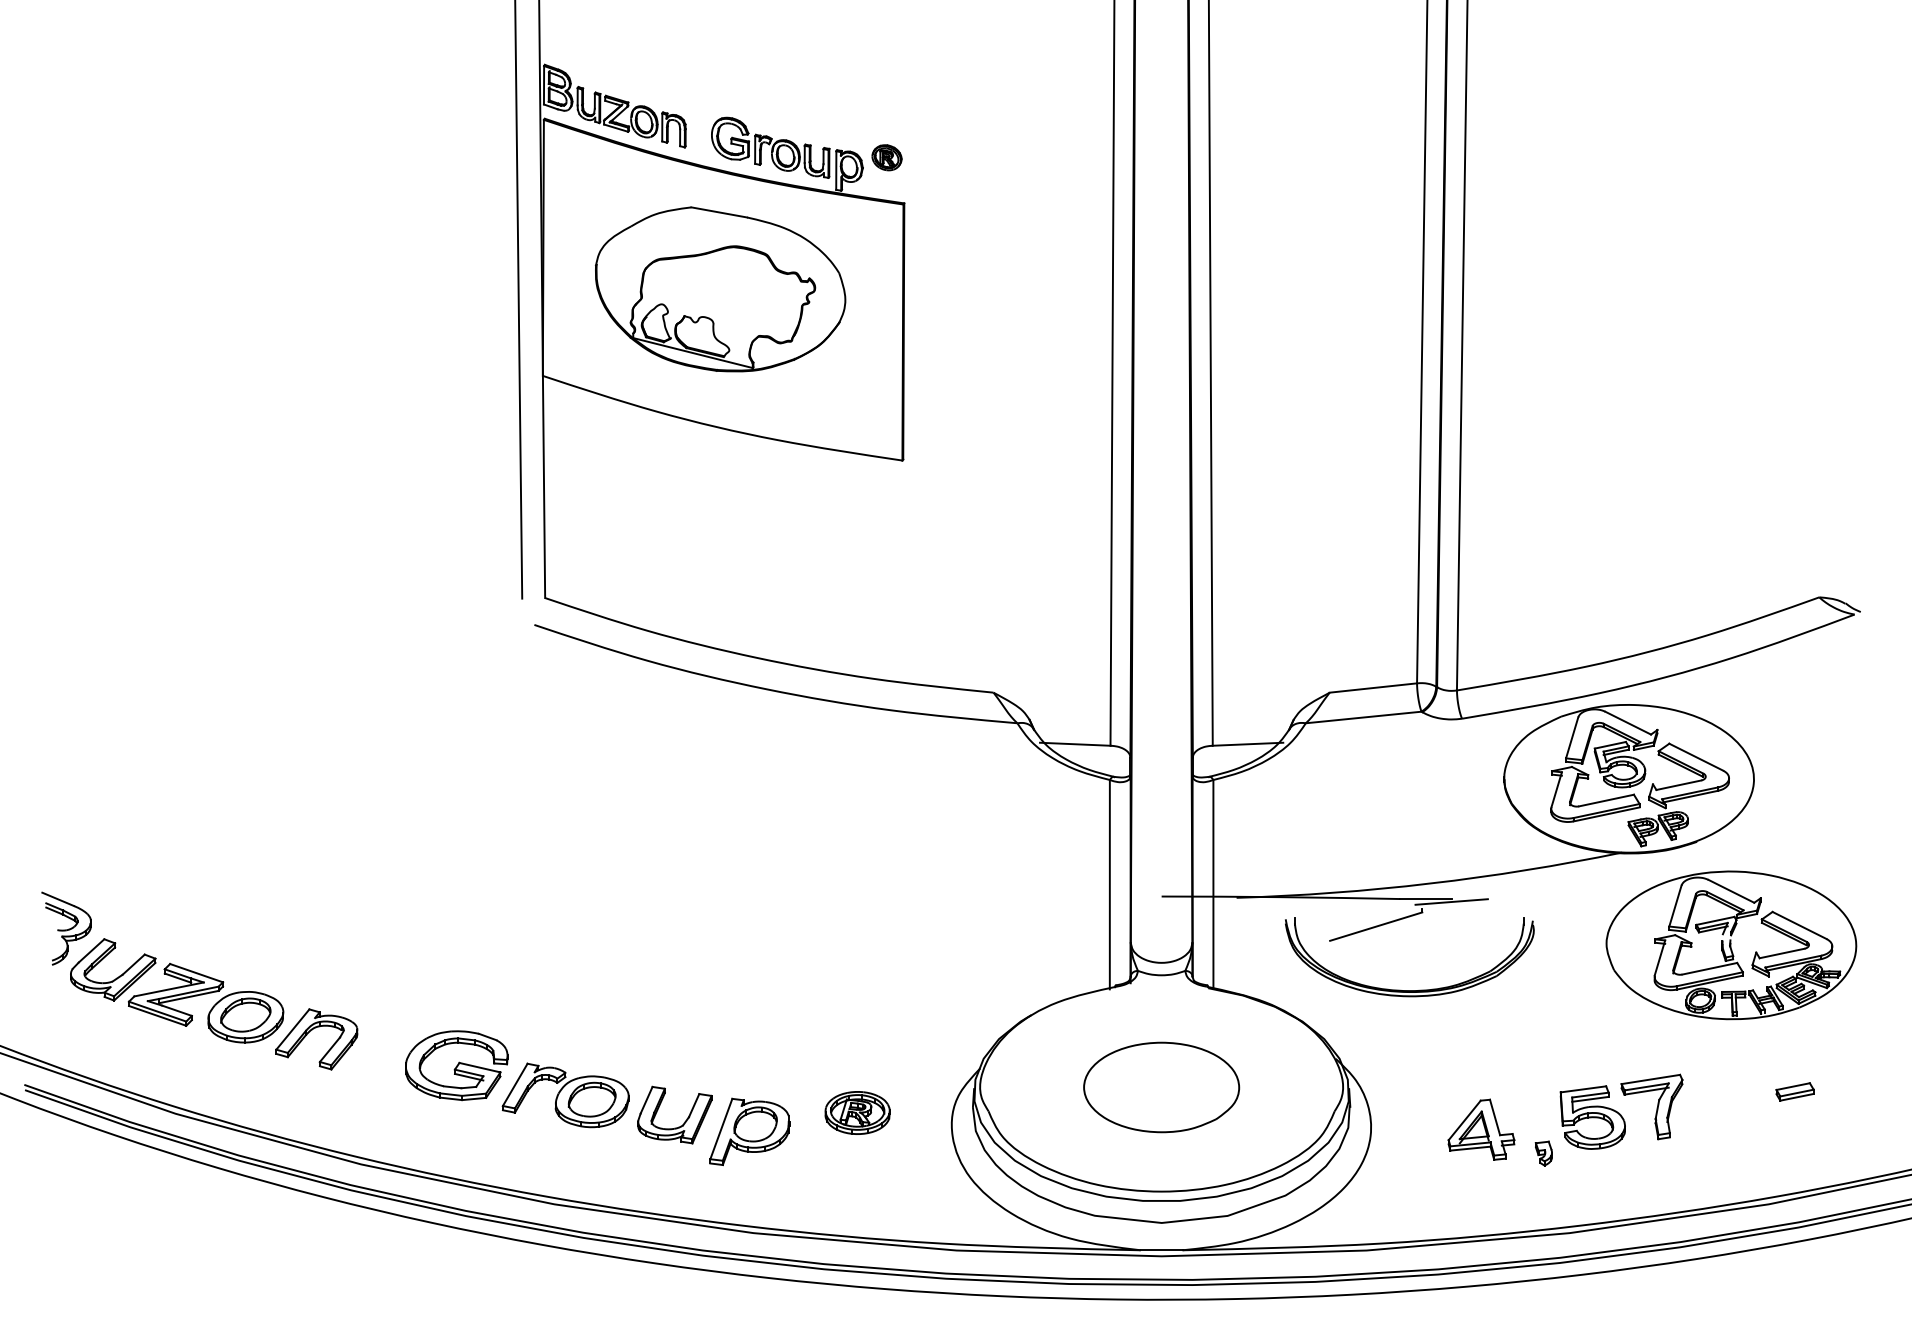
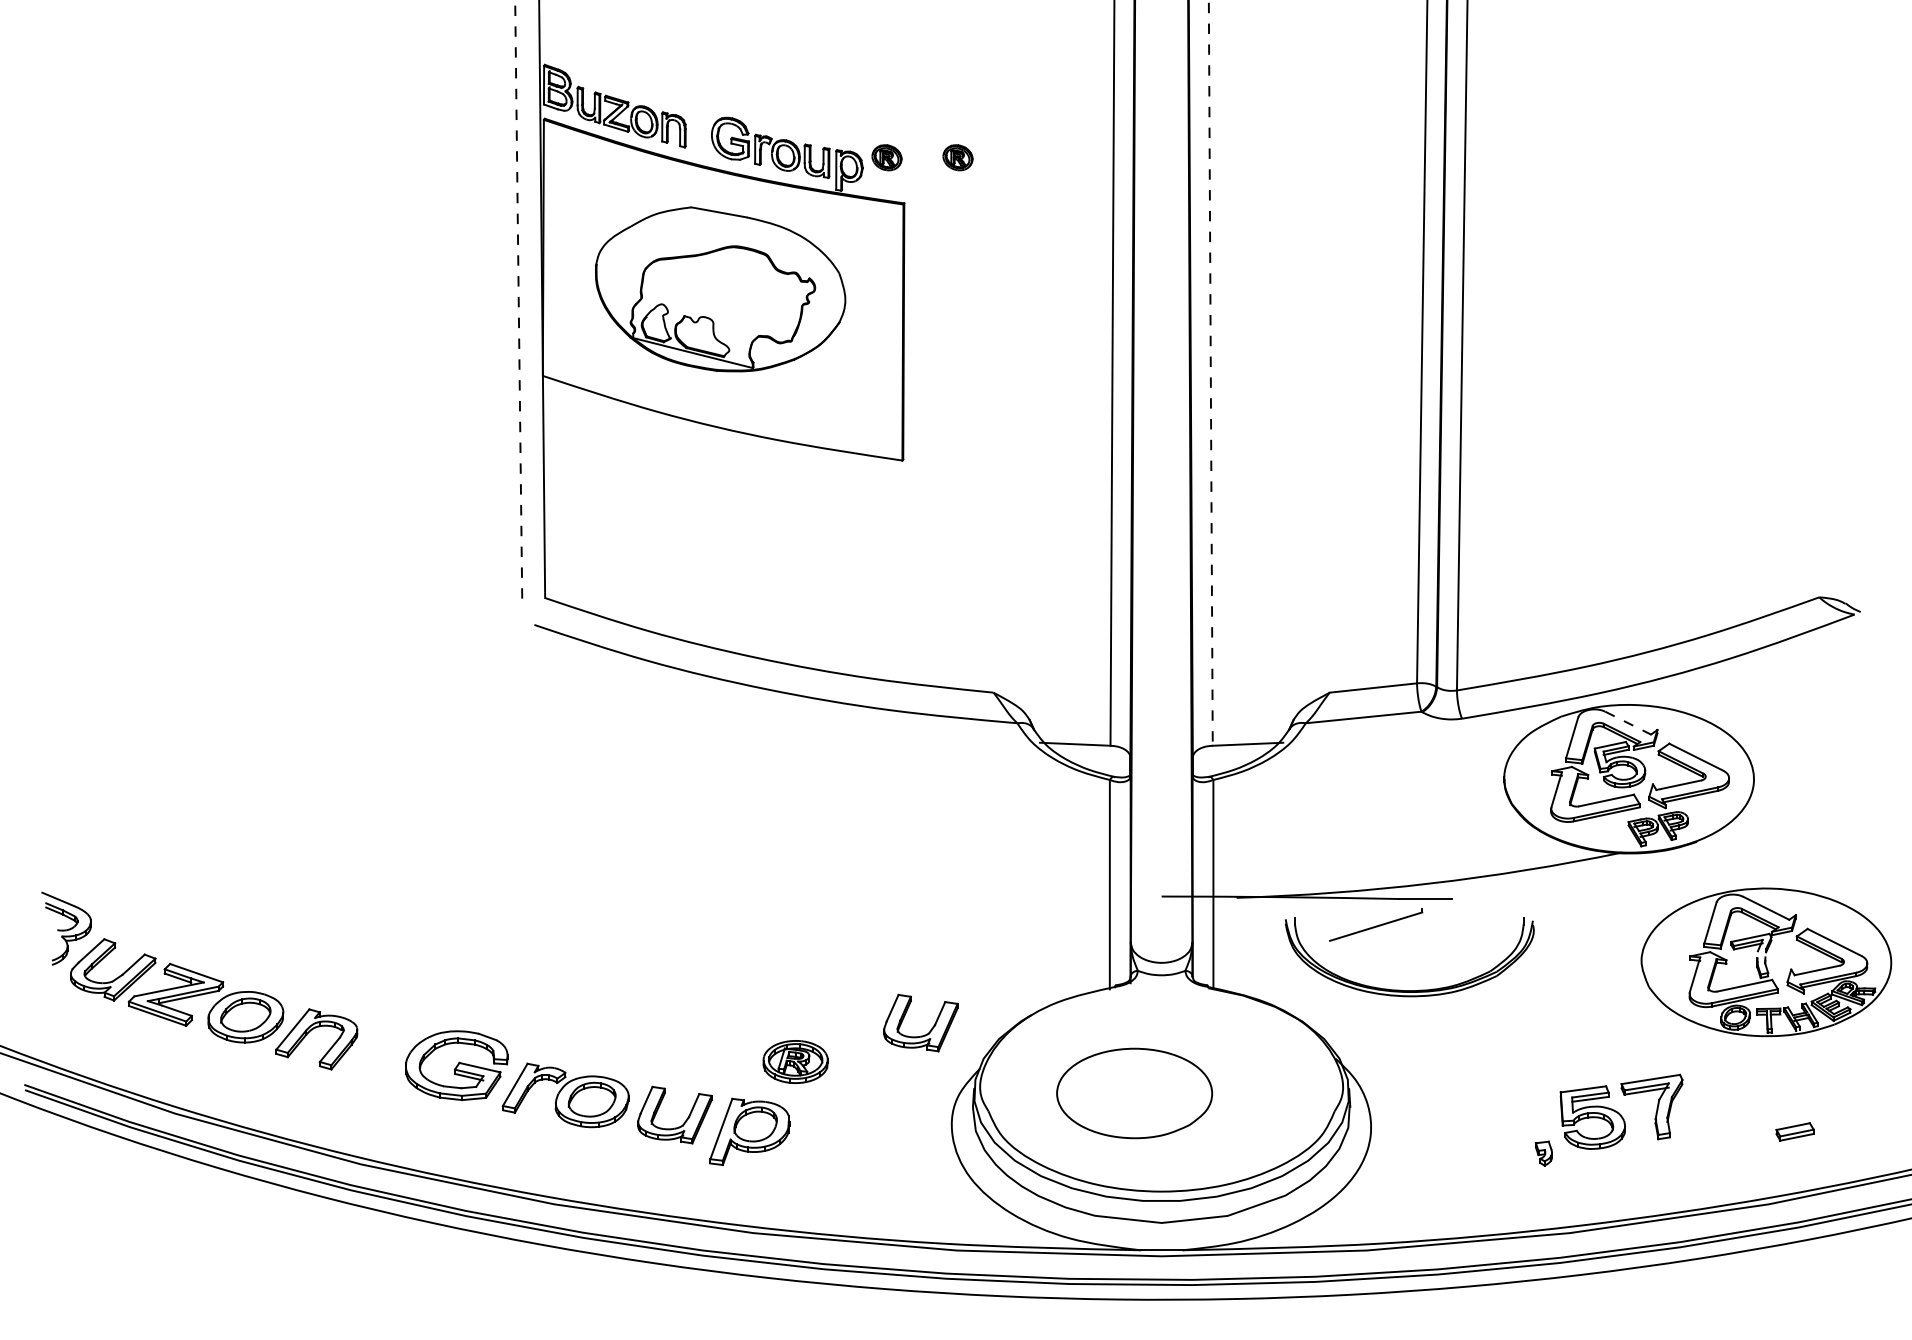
part: none -> present (957, 157)
line: solid -> dashed (518, 298)
line: solid -> dashed (1210, 372)
line: solid -> dashed (1628, 723)
line: present -> none (1451, 901)
part position: (1731, 945) -> (1766, 962) (1766, 962)
part: none -> present (930, 1029)
part position: (1161, 1087) -> (1134, 1093) (1134, 1093)
part position: (1794, 1091) -> (1794, 1131) (1794, 1131)
part position: (857, 1112) -> (795, 1061) (795, 1061)
part: present -> none (1481, 1129)
